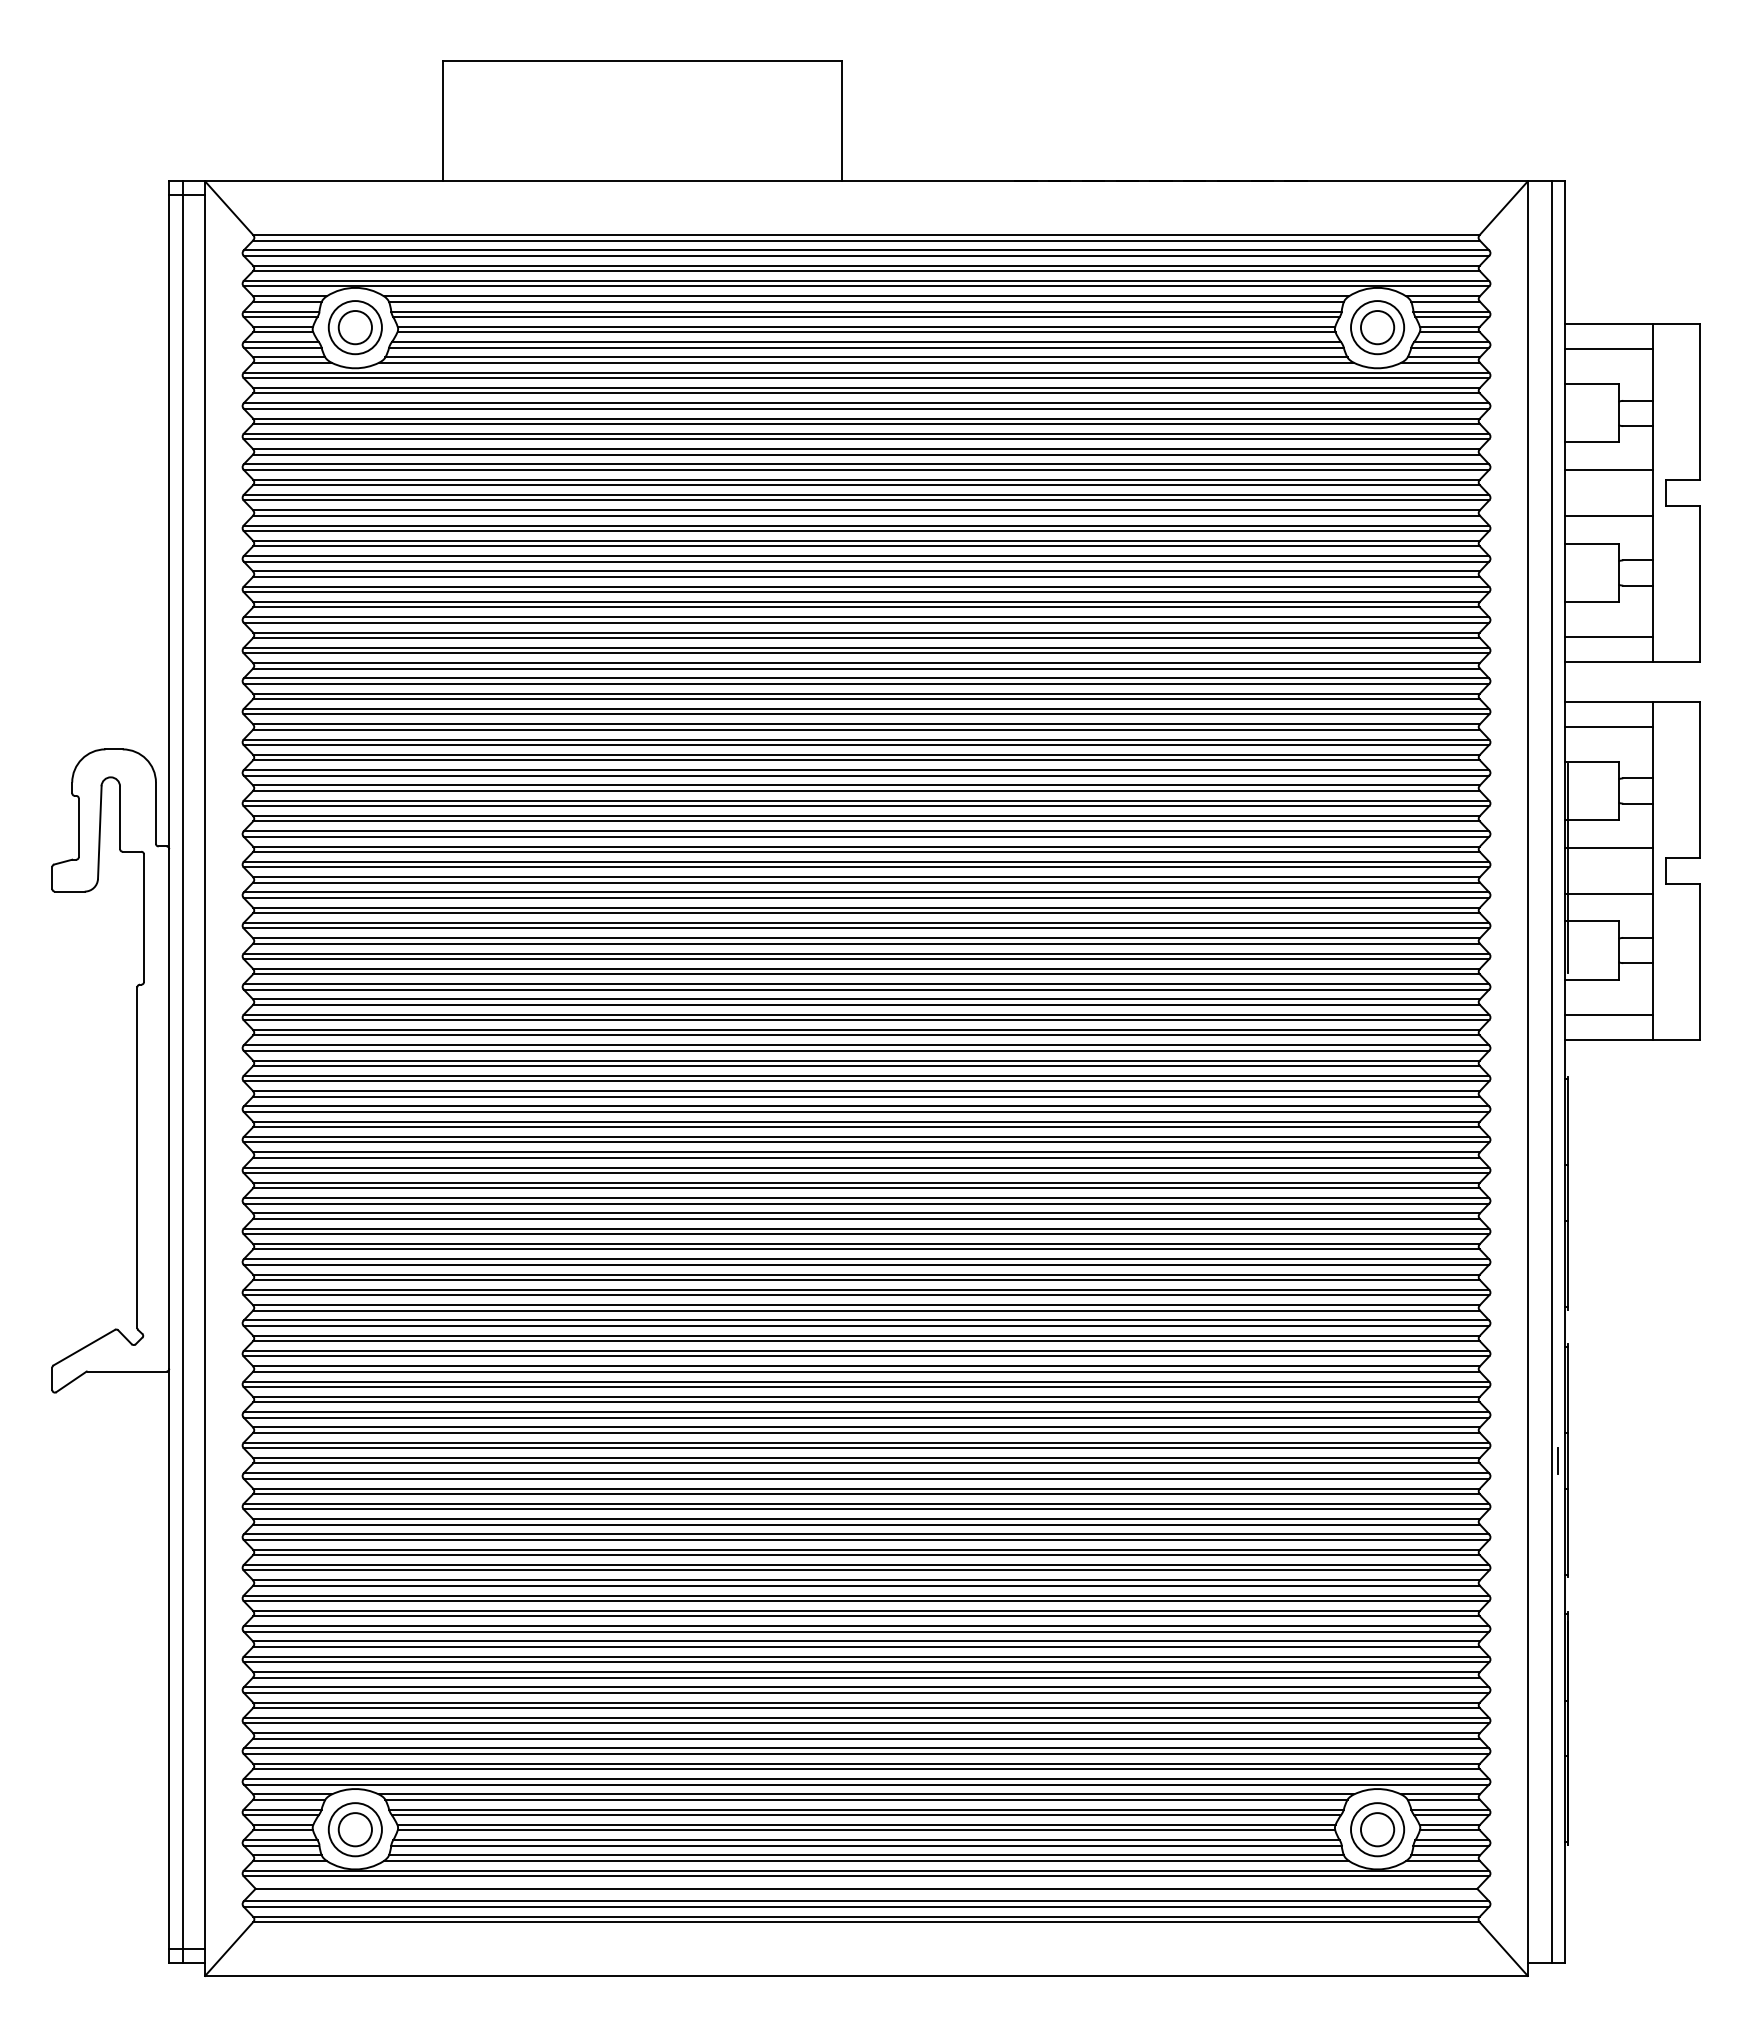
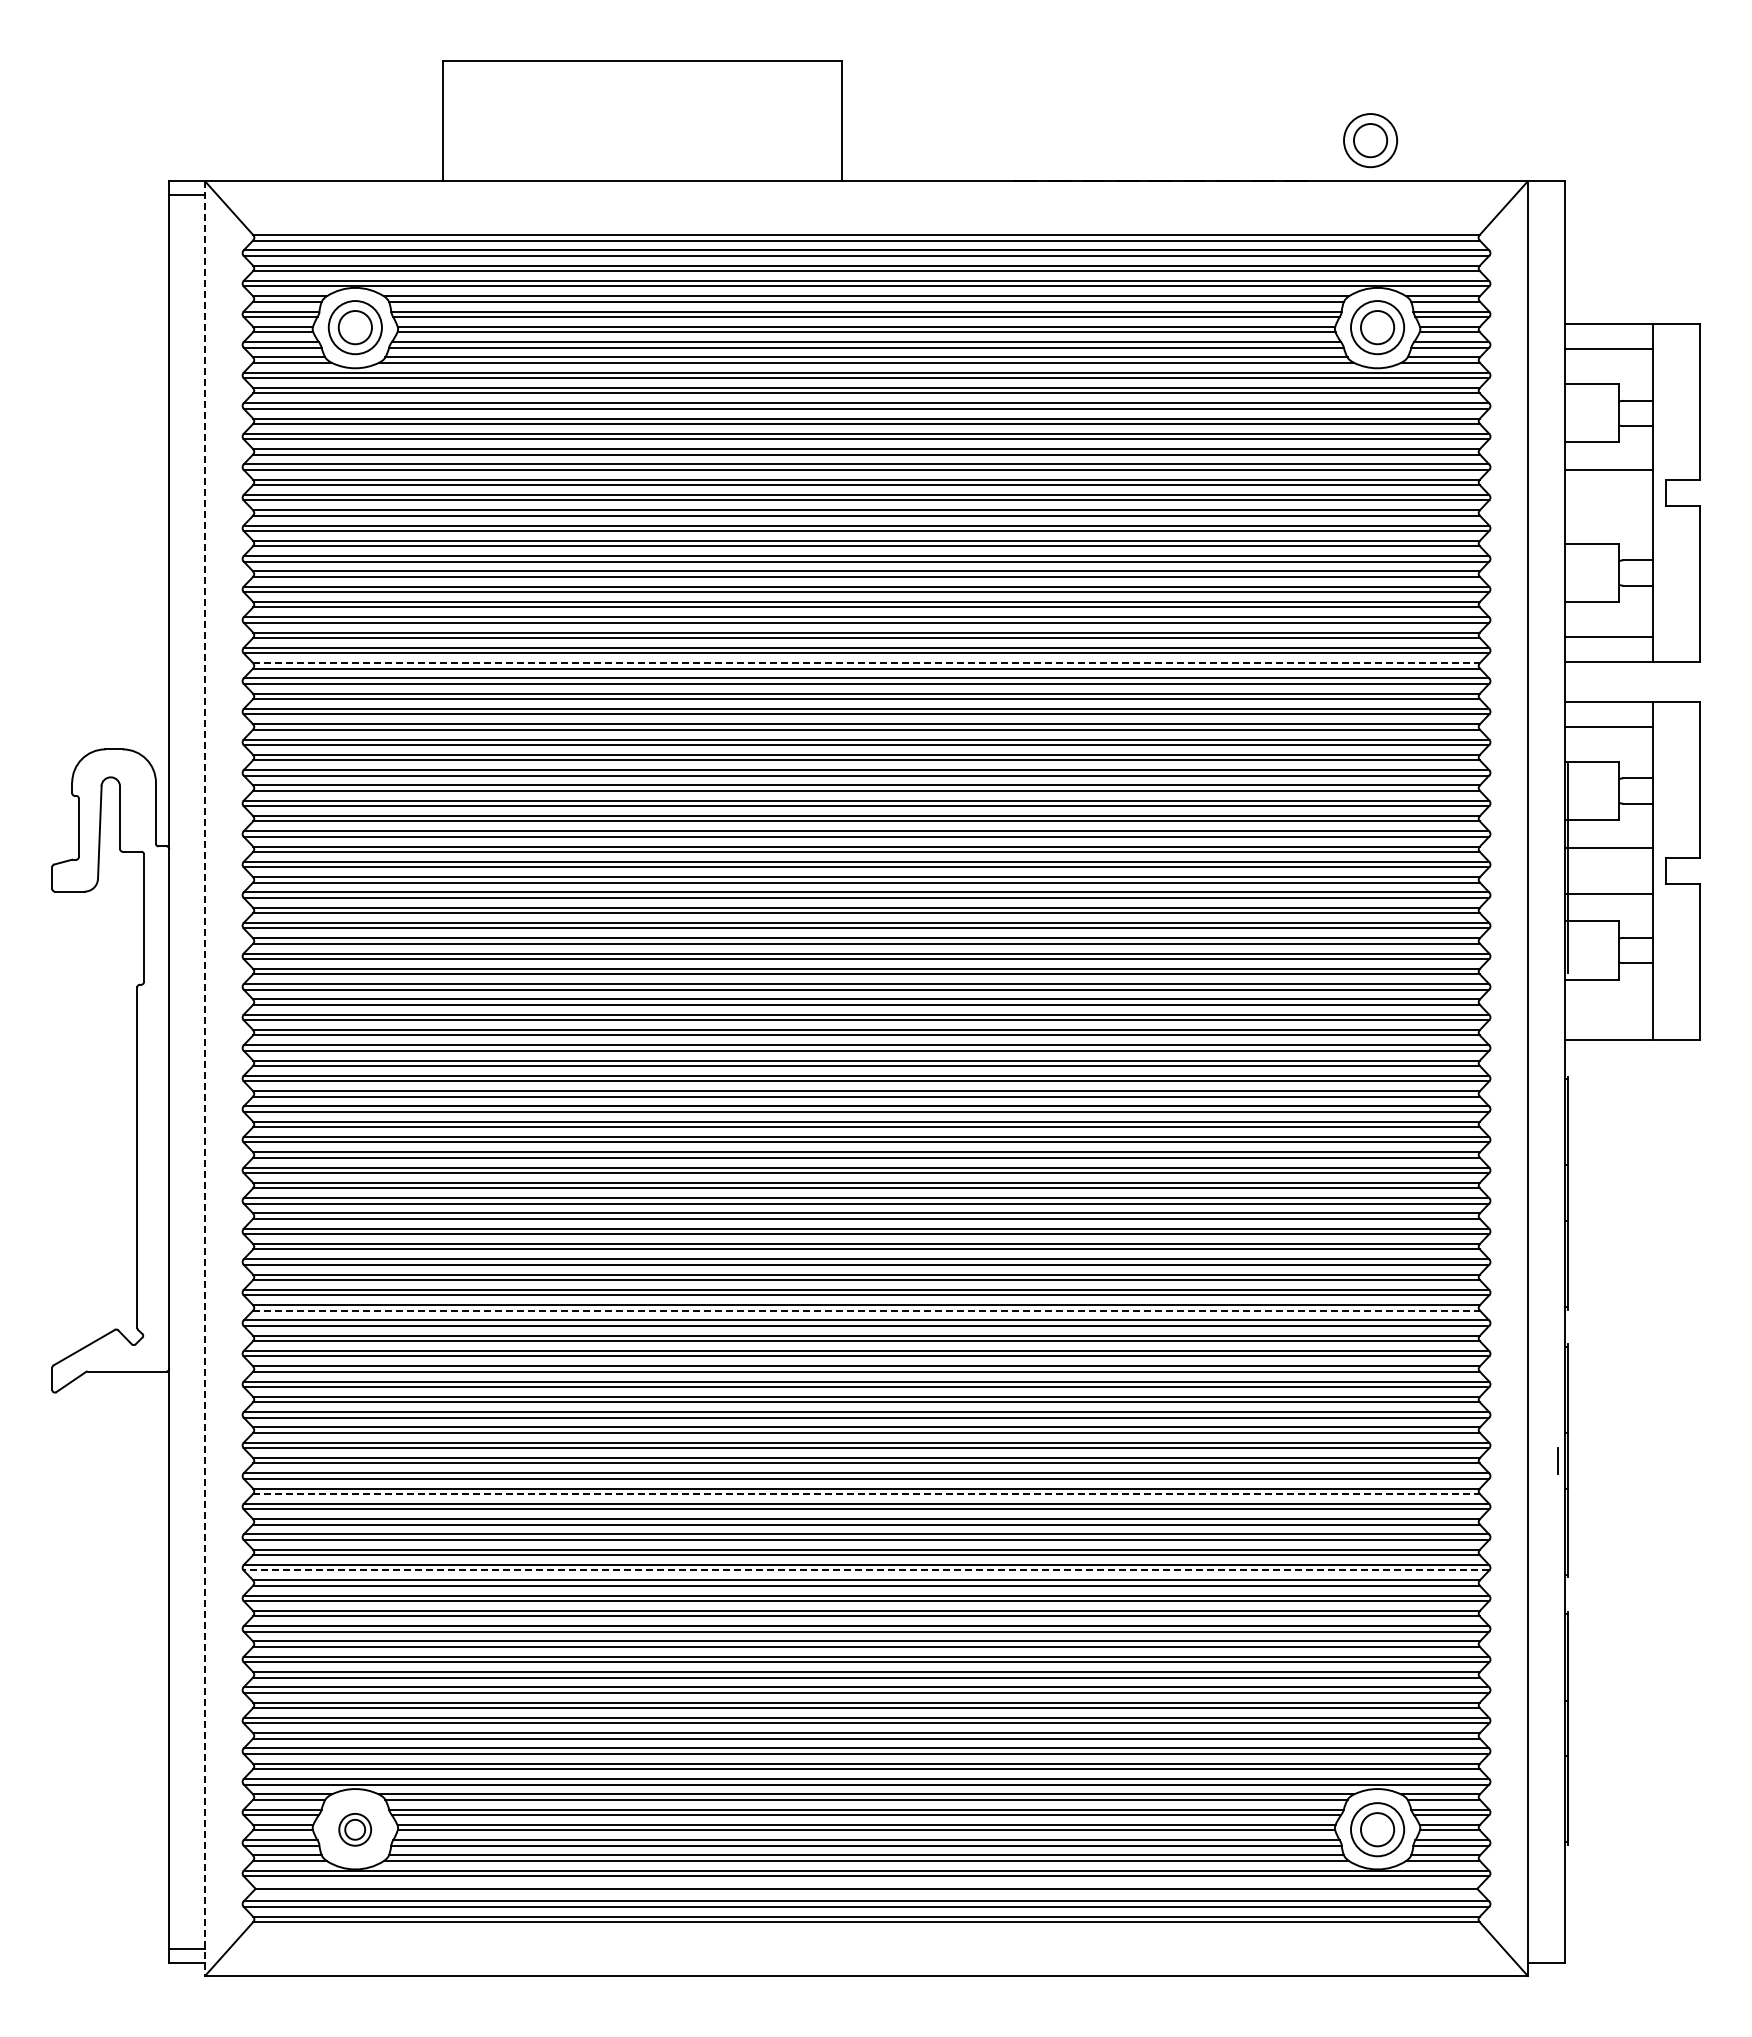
part: none -> present (1370, 140)
line: present -> none (1609, 516)
line: solid -> dashed (867, 663)
line: present -> none (1609, 1014)
line: present -> none (182, 1071)
line: present -> none (1551, 1071)
line: solid -> dashed (205, 1079)
line: solid -> dashed (867, 1310)
line: solid -> dashed (867, 1494)
line: solid -> dashed (866, 1570)
part size: 56x56 px -> 34x34 px (354, 1829)
